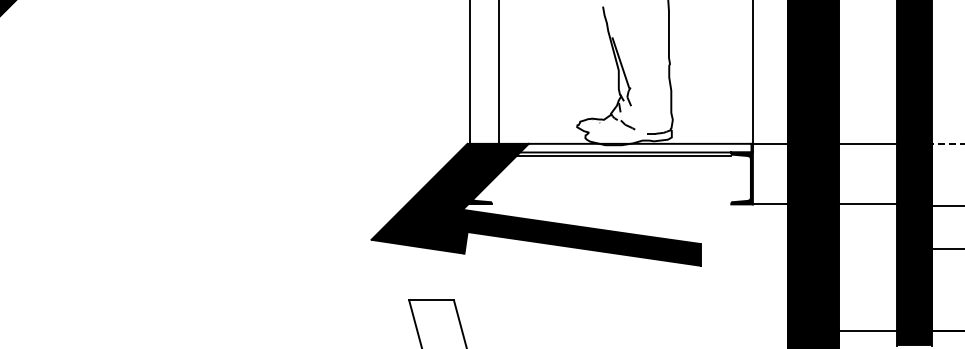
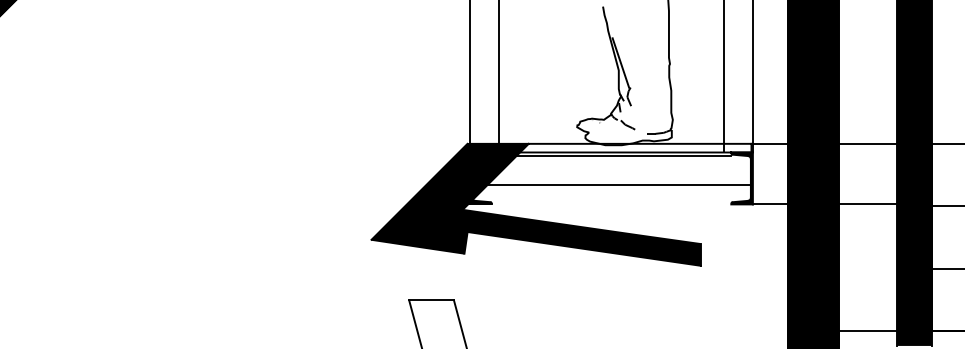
line: none -> present (724, 77)
line: dashed -> solid (947, 143)
line: none -> present (610, 184)
line position: (946, 248) -> (946, 268) (946, 268)
